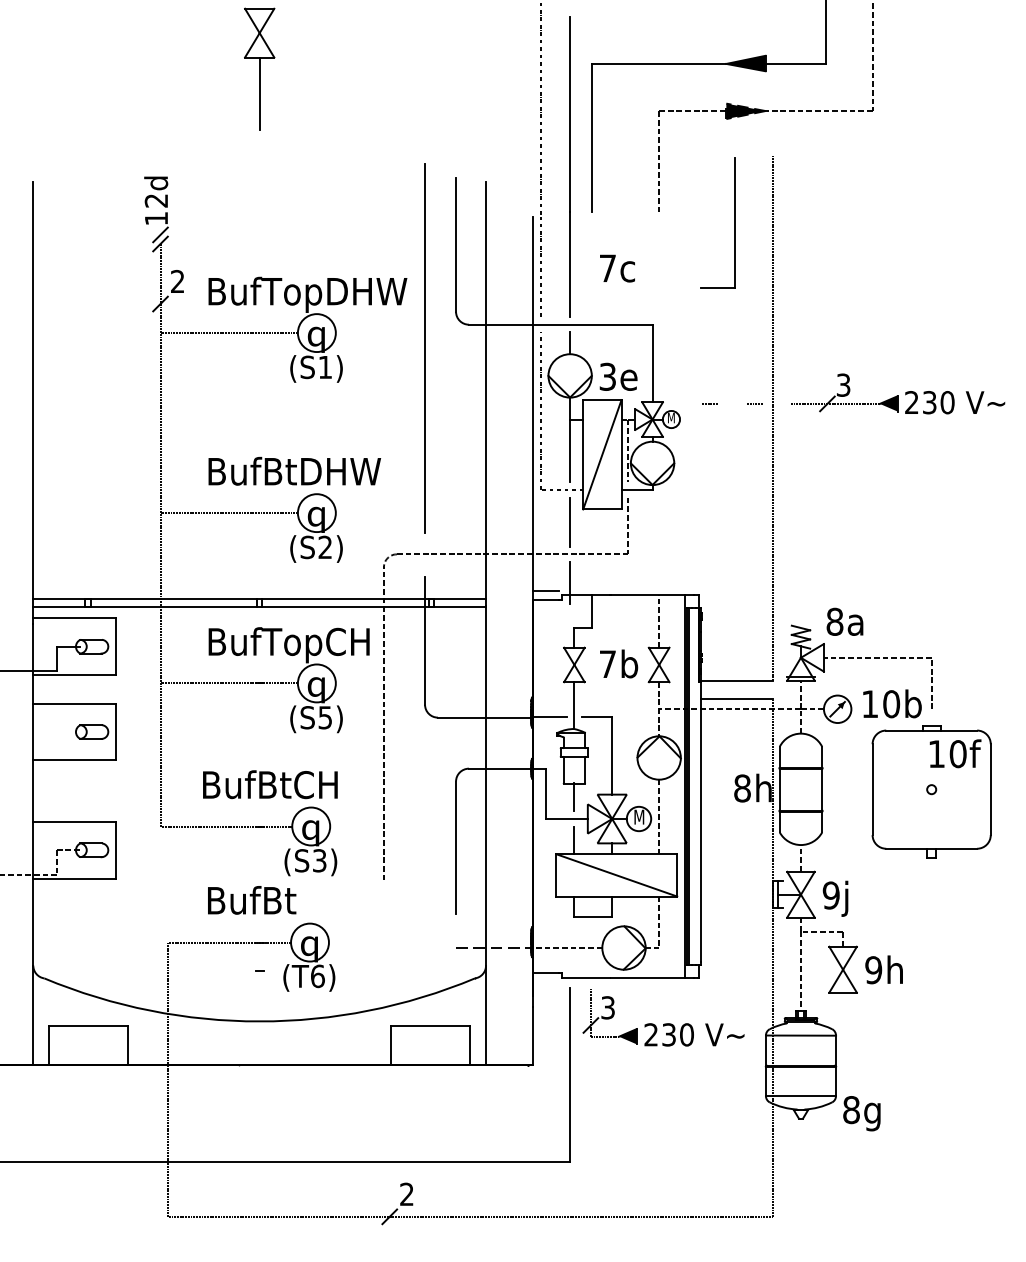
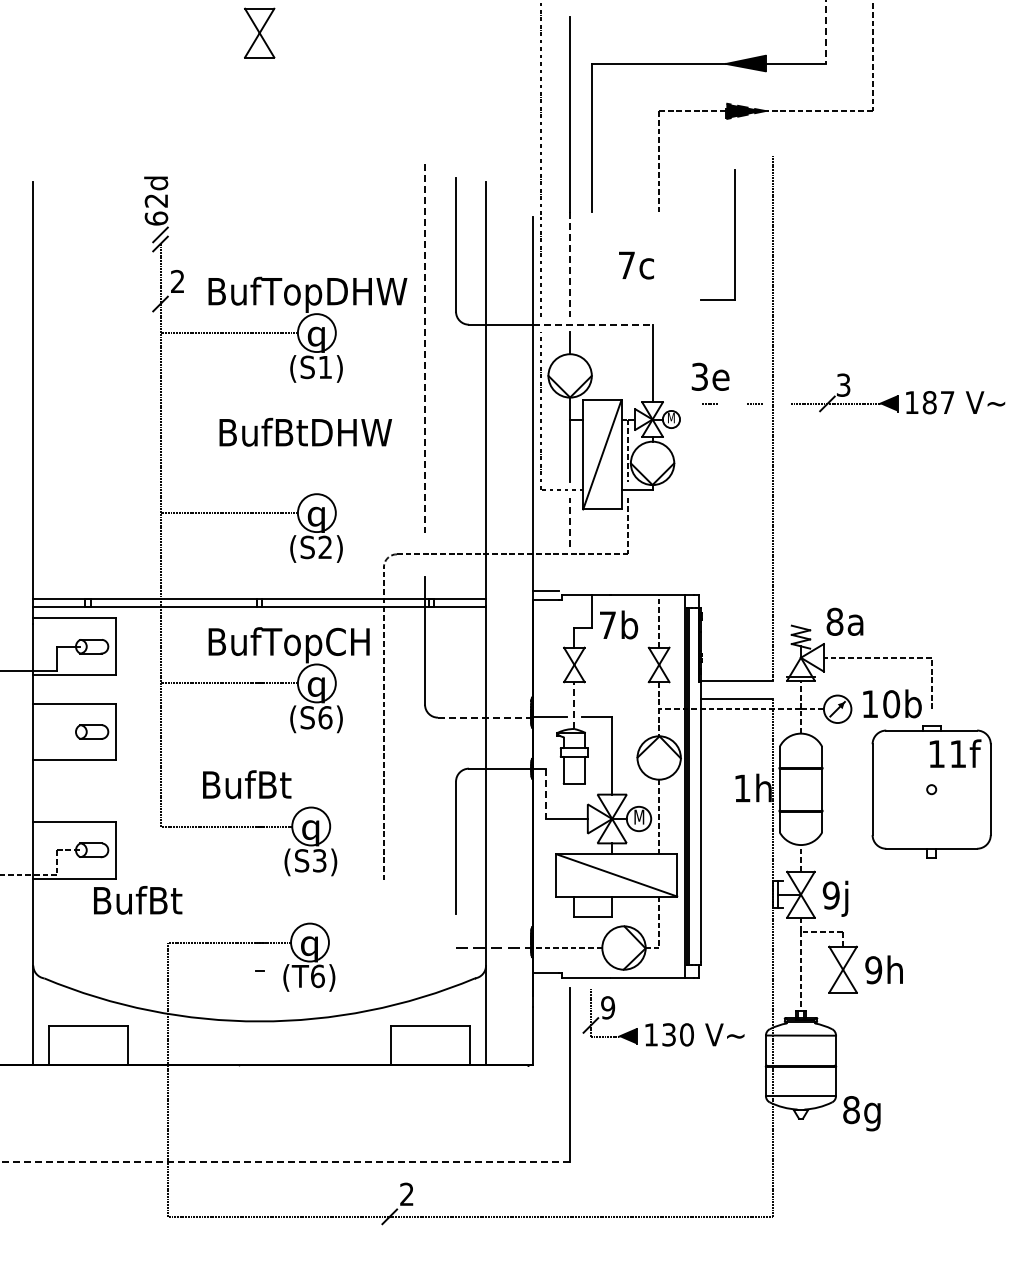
line: solid -> dashed (826, 32)
line: present -> none (259, 93)
text: 12d -> 62d (156, 218)
part position: (734, 222) -> (734, 234) (734, 234)
line: solid -> dashed (570, 265)
text position: (617, 268) -> (636, 265) (636, 265)
line: solid -> dashed (592, 324)
line: solid -> dashed (425, 348)
text position: (618, 376) -> (710, 376) (710, 376)
text: 230 -> 187 (929, 402)
text position: (294, 471) -> (305, 432) (305, 432)
line: solid -> dashed (570, 521)
line: present -> none (570, 582)
text position: (619, 663) -> (619, 624) (619, 624)
line: solid -> dashed (574, 705)
text: (S5) -> (S6) (325, 717)
line: solid -> dashed (485, 717)
text: 10f -> 11f (957, 754)
text: BufBtCH -> BufBt (315, 785)
text: 8h -> 1h (742, 788)
line: solid -> dashed (545, 794)
line: present -> none (574, 797)
line: present -> none (574, 840)
text position: (252, 900) -> (138, 900) (138, 900)
text: 3 -> 9 (608, 1007)
text: 230 -> 130 (650, 1034)
line: solid -> dashed (285, 1162)
